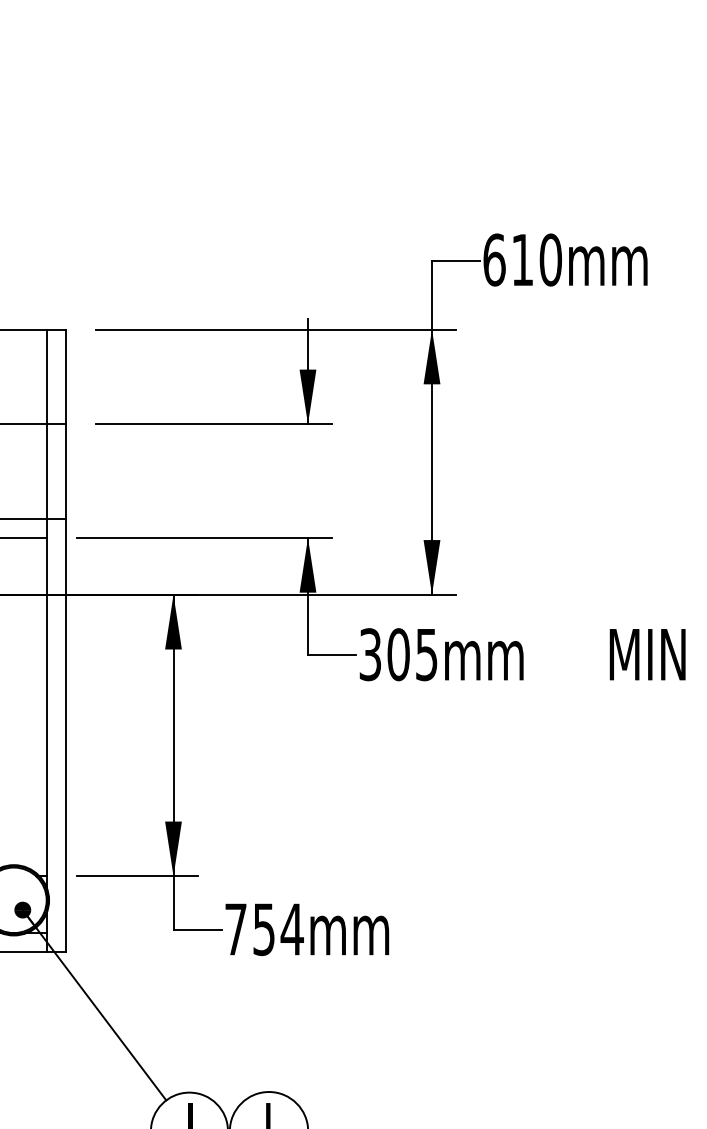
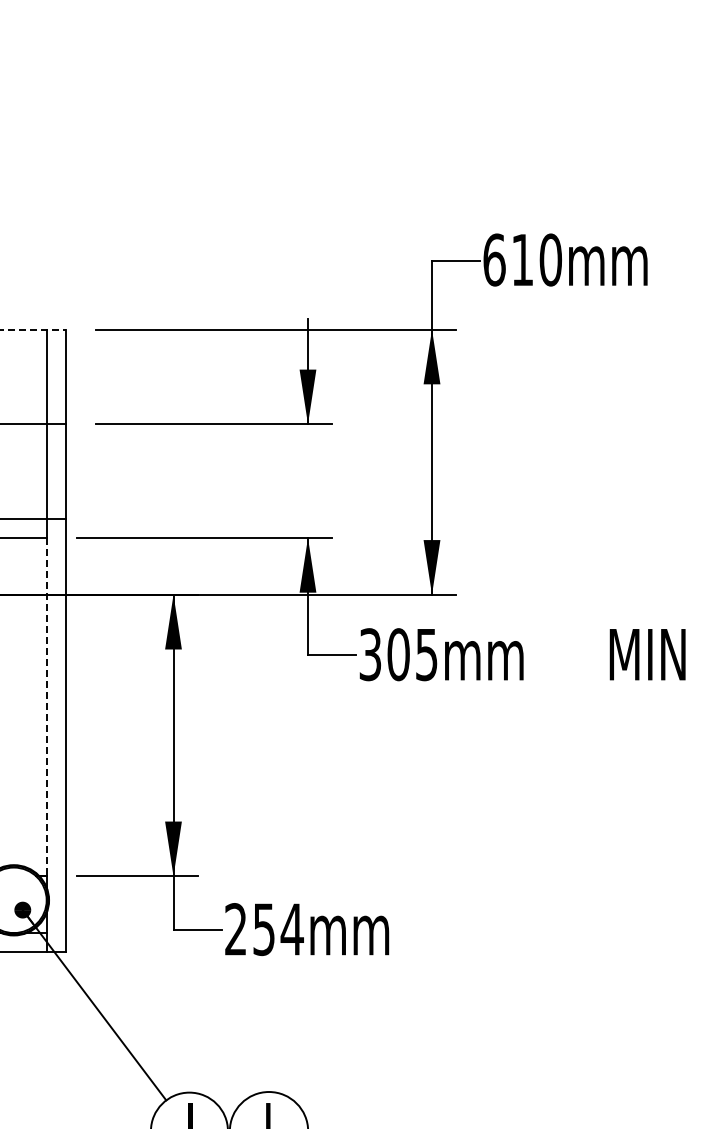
line: solid -> dashed (33, 329)
line: solid -> dashed (46, 707)
text: 754mm -> 254mm (235, 929)
